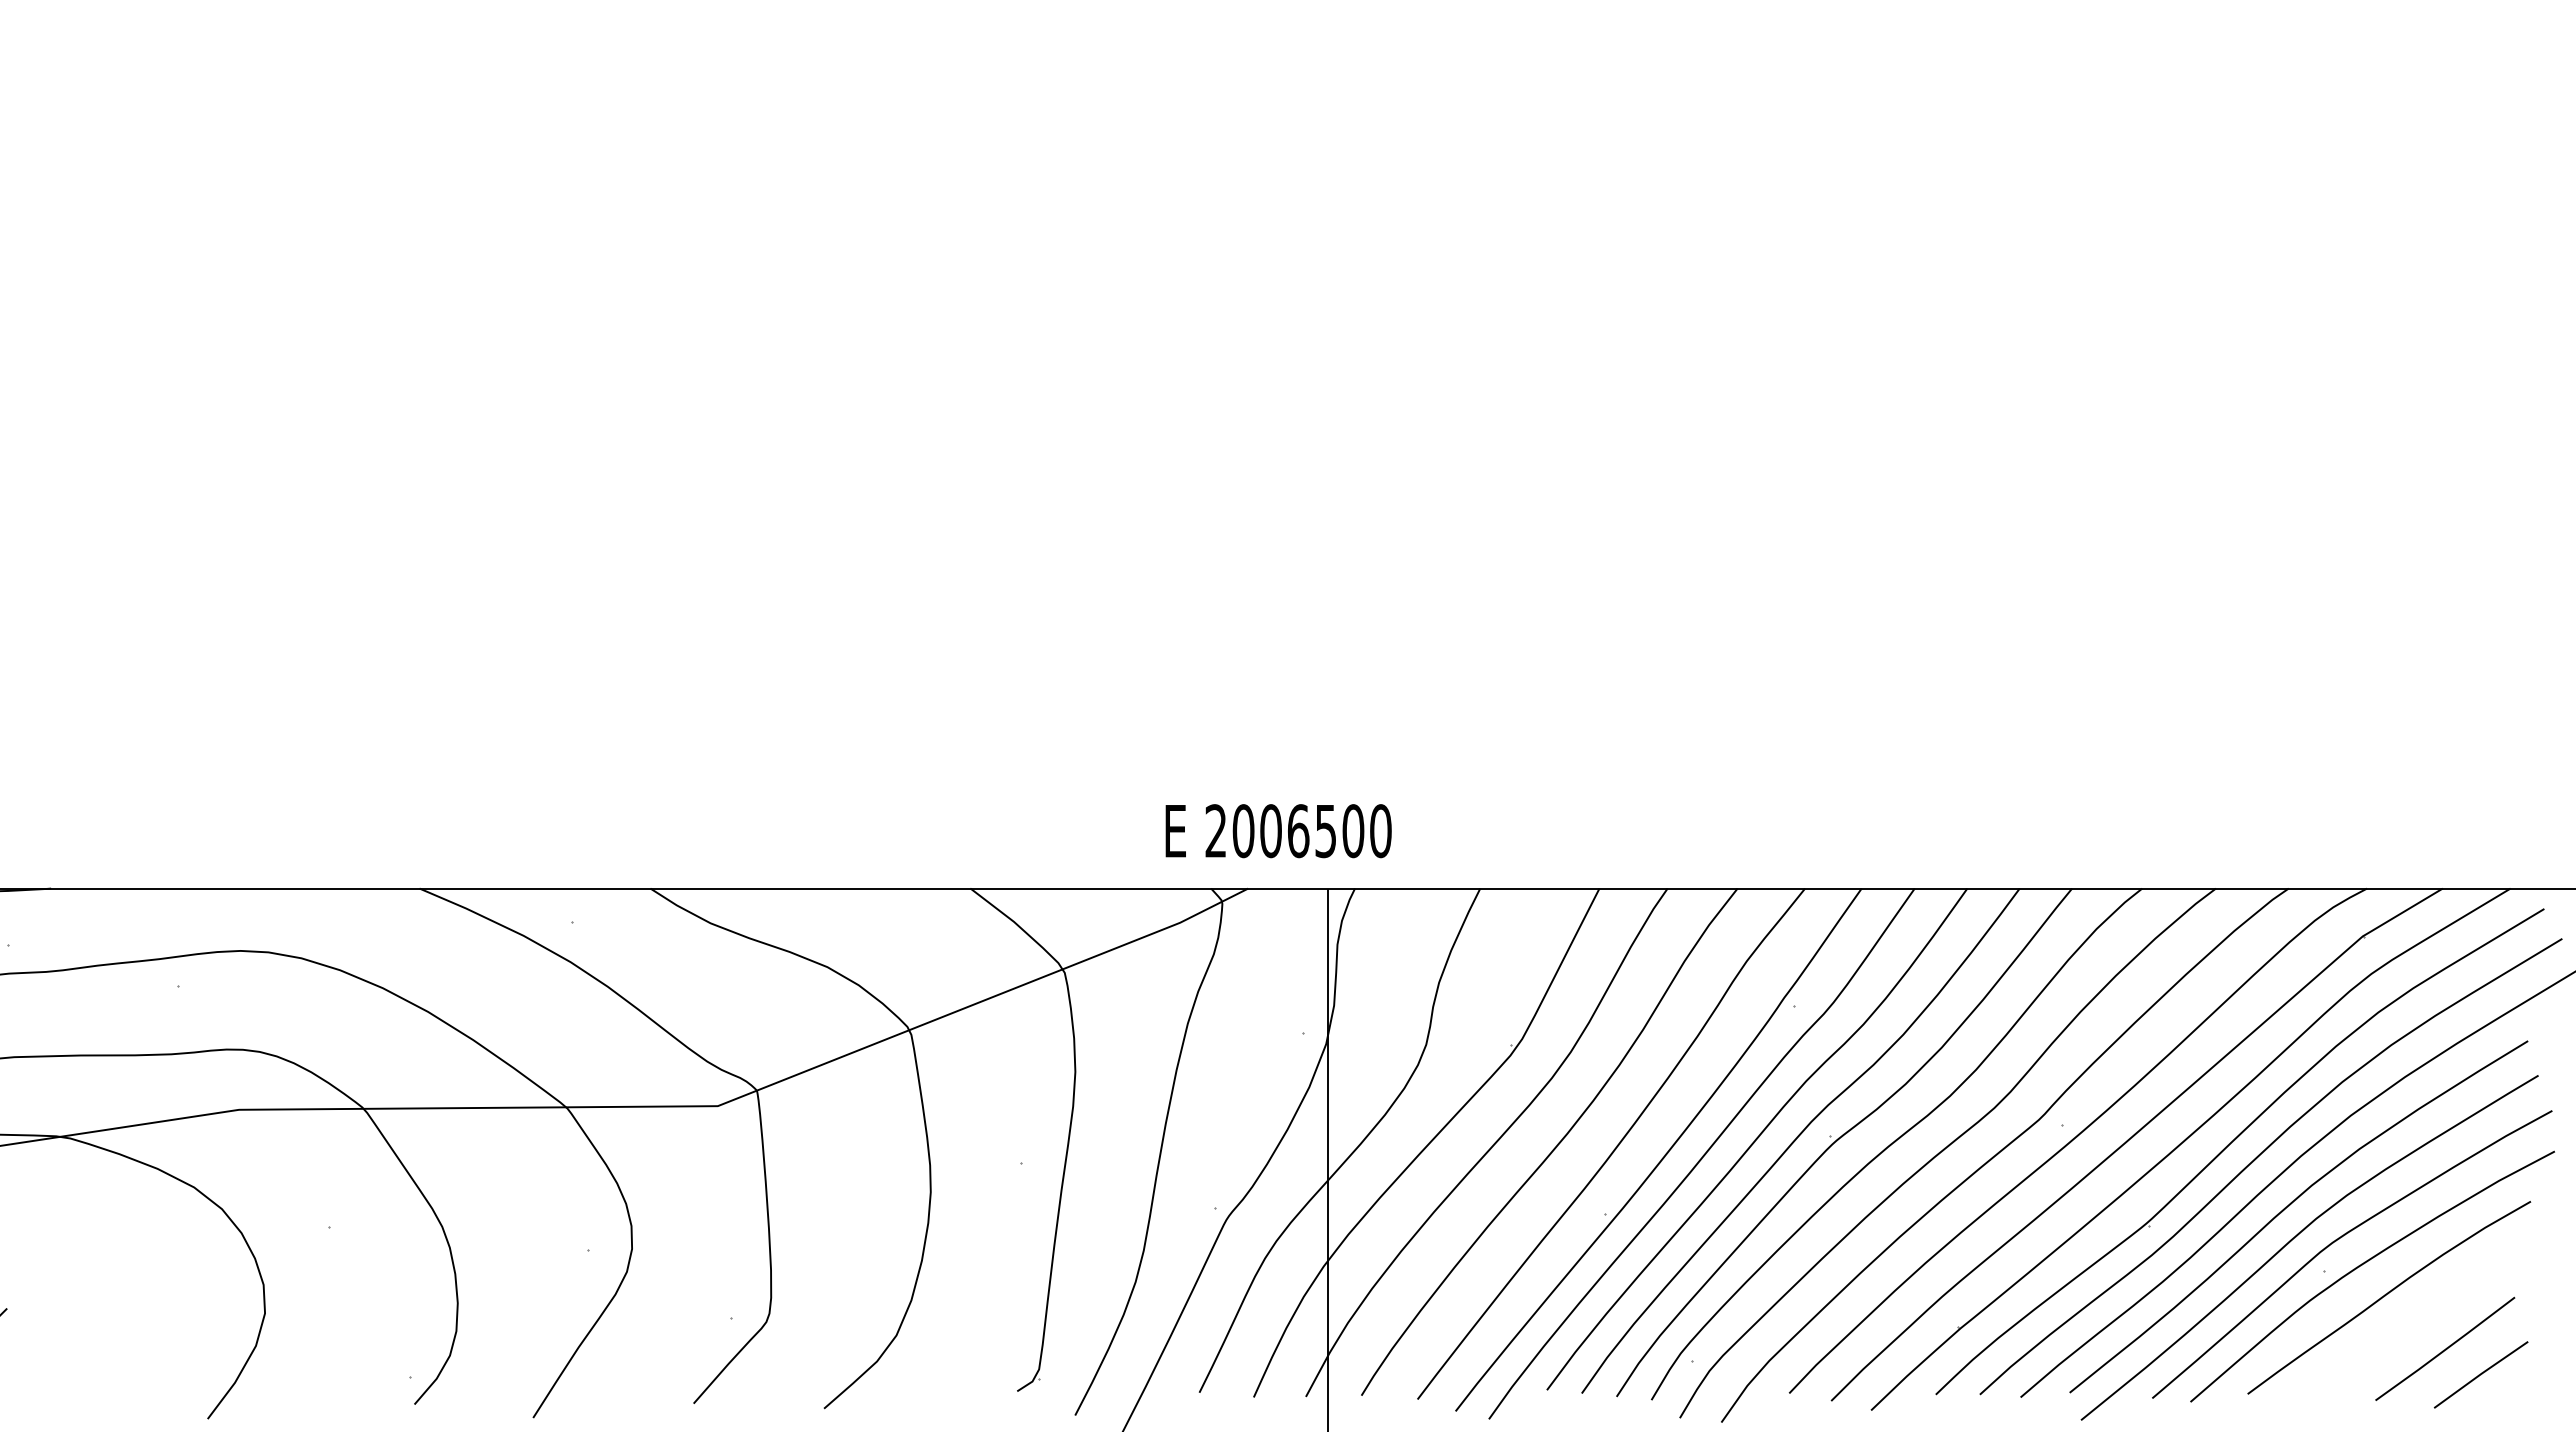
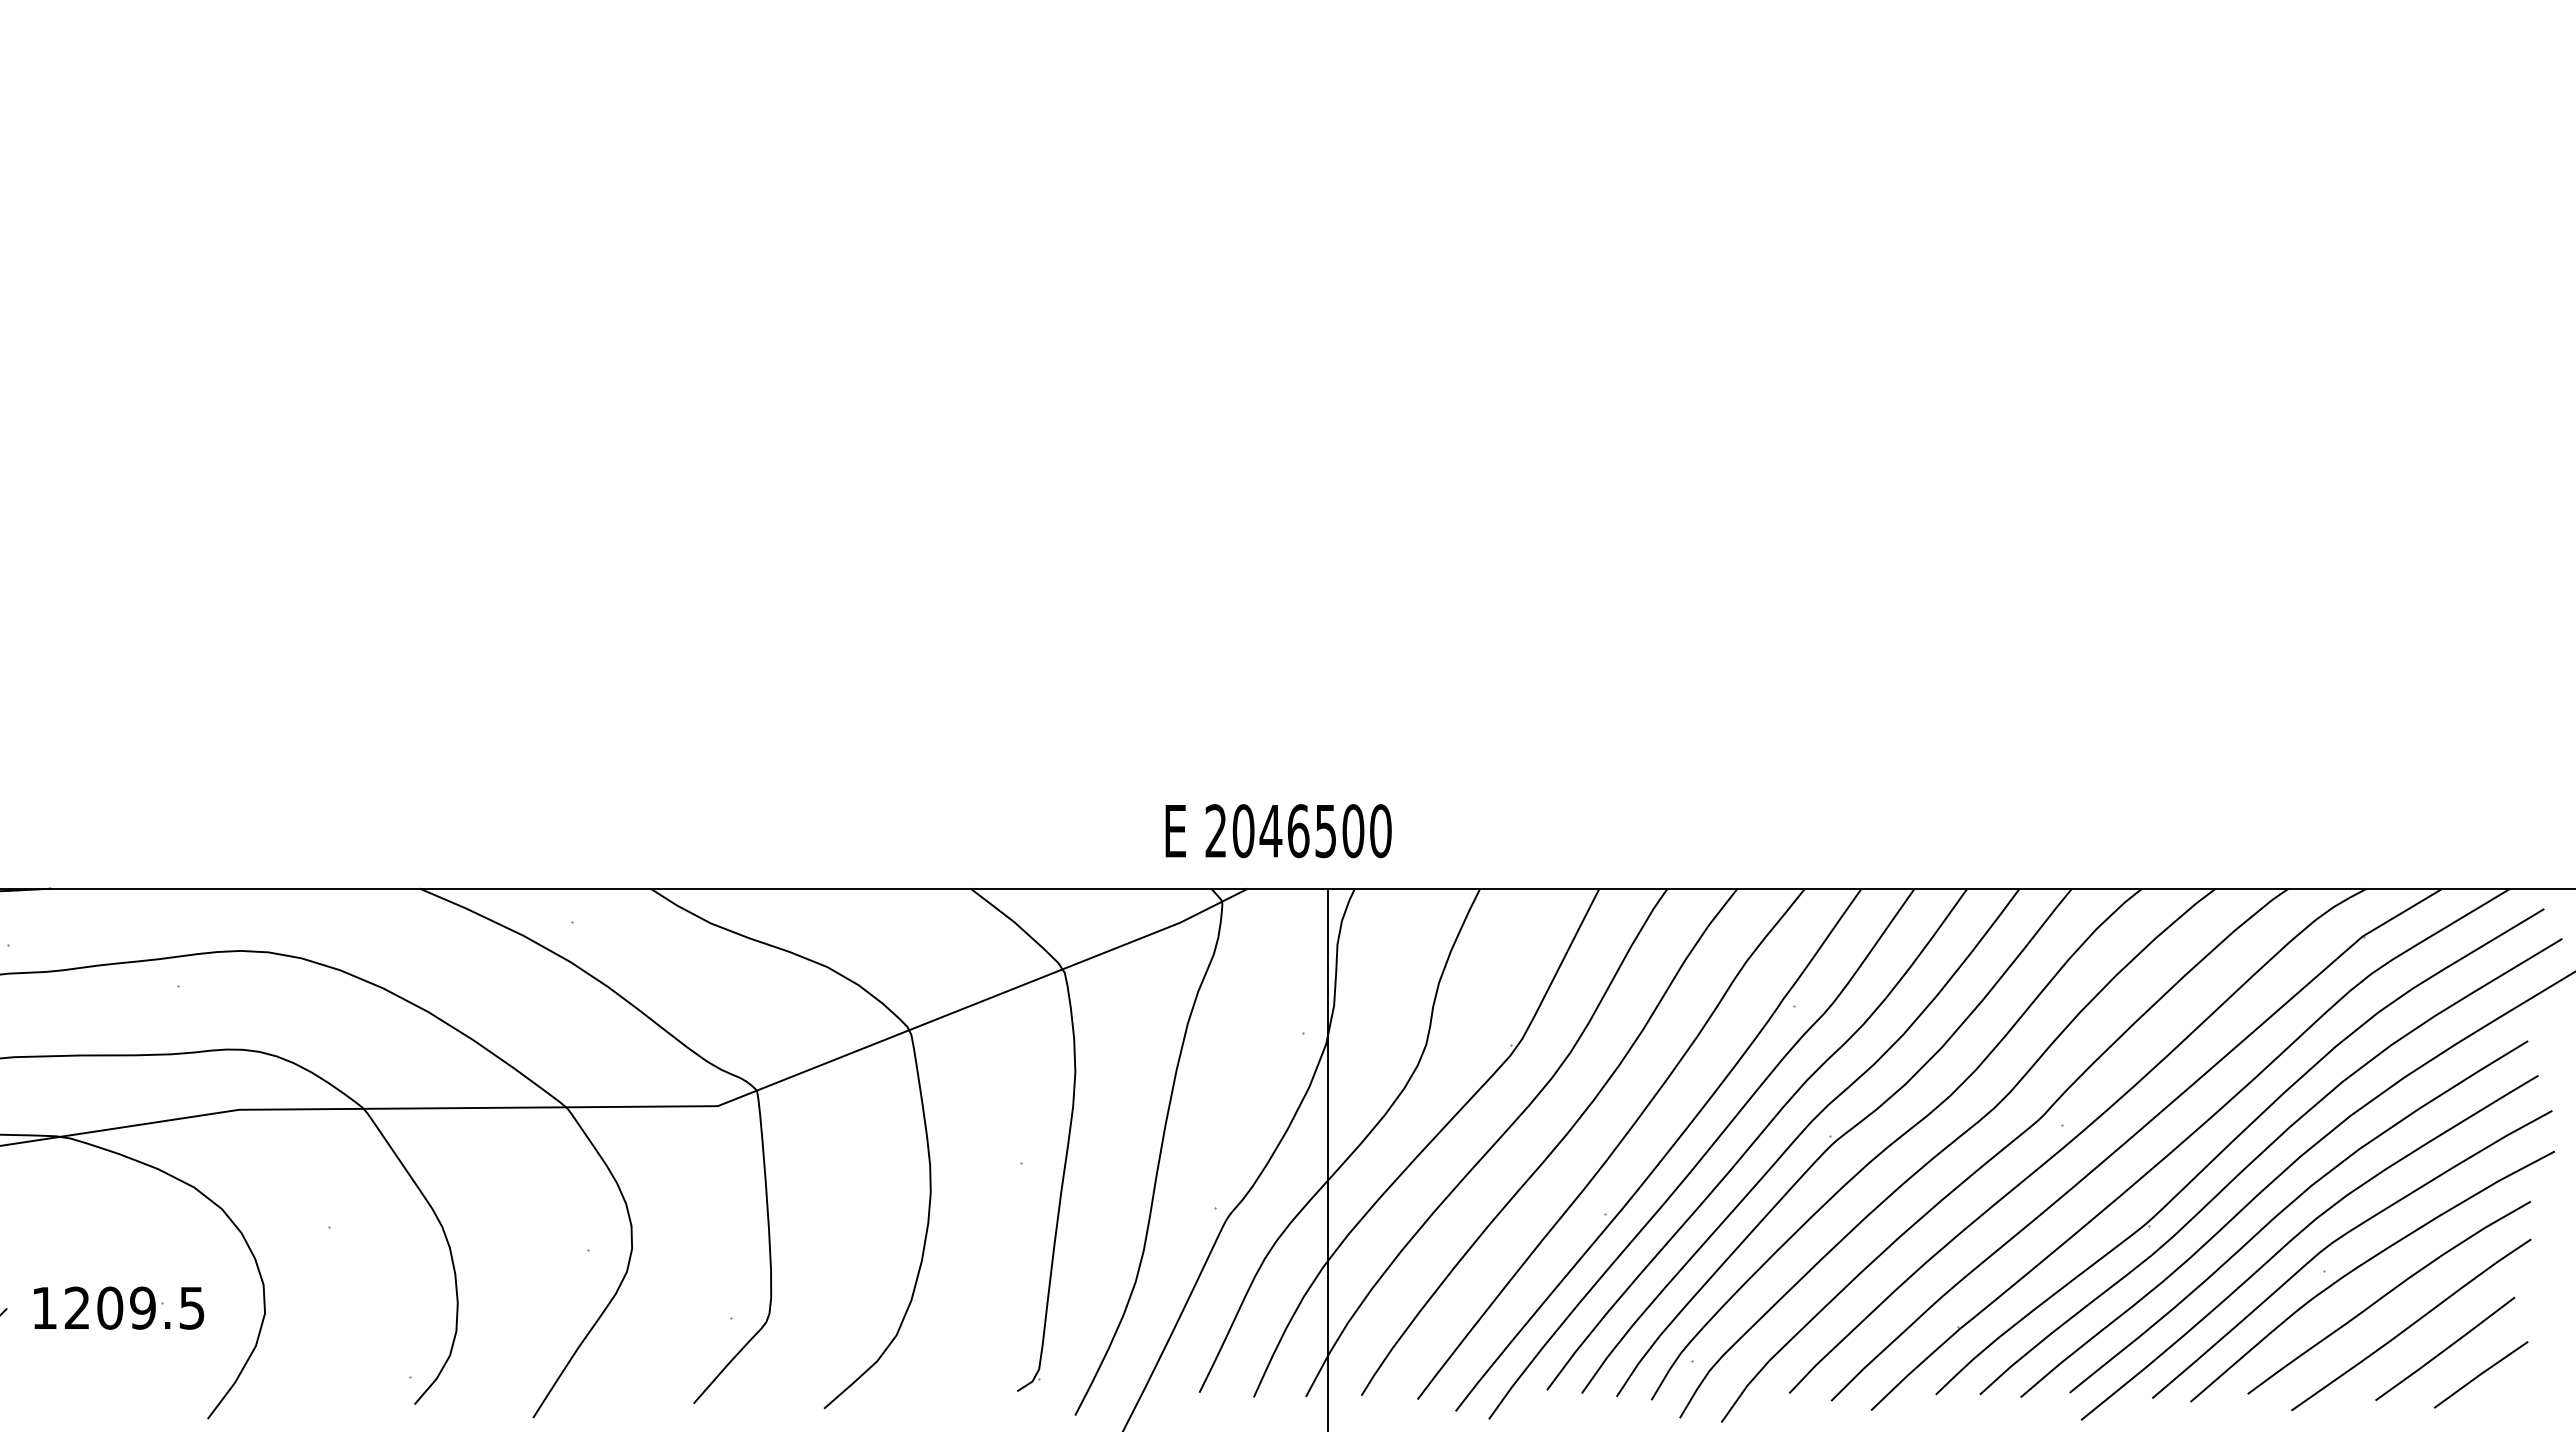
text: 2006500 -> 2046500 (1270, 831)
part: none -> present (119, 1307)
curve: none -> present (2411, 1324)
